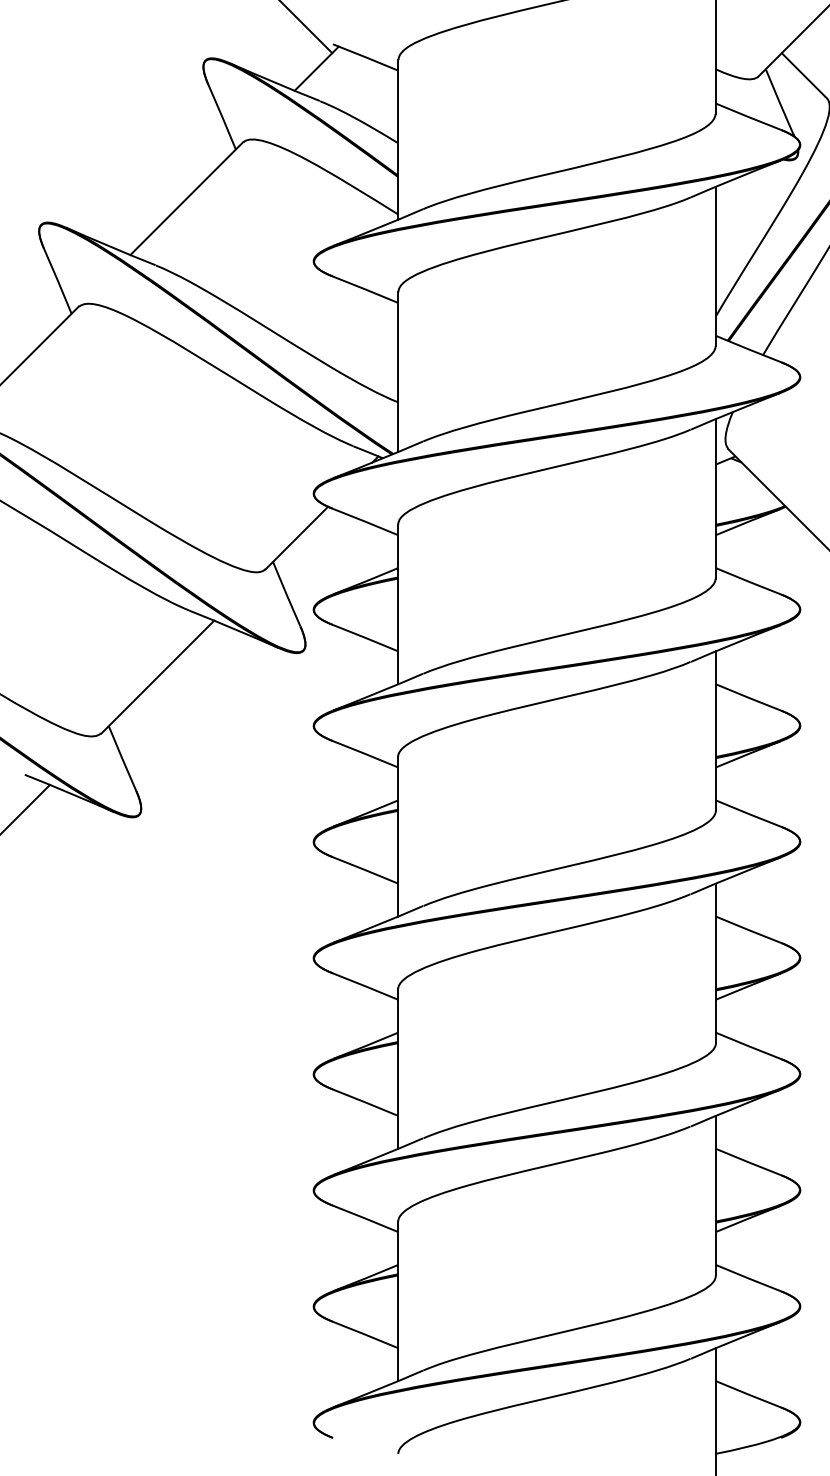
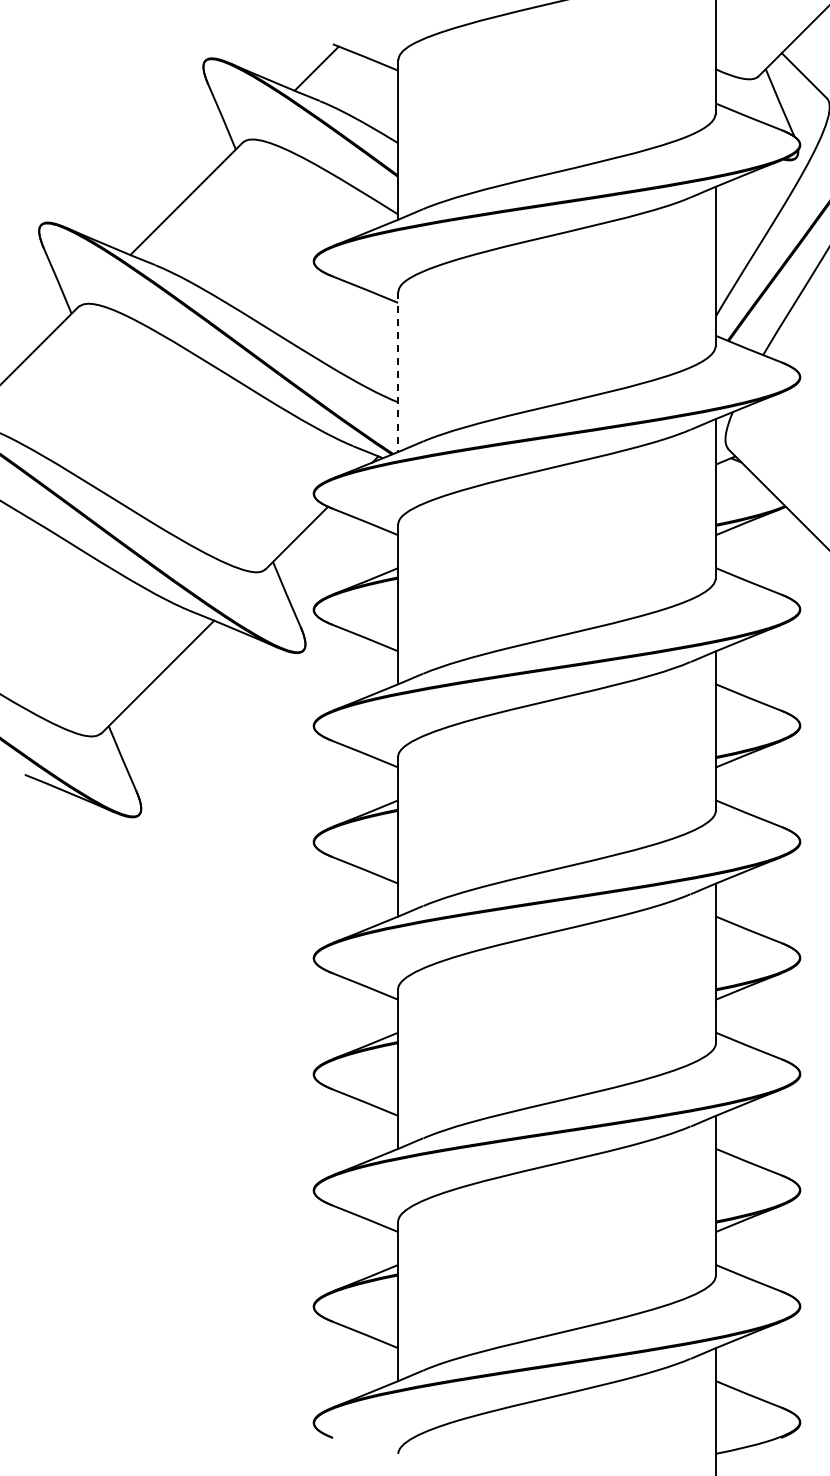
line: present -> none (306, 27)
line: solid -> dashed (398, 372)
line: present -> none (26, 808)
